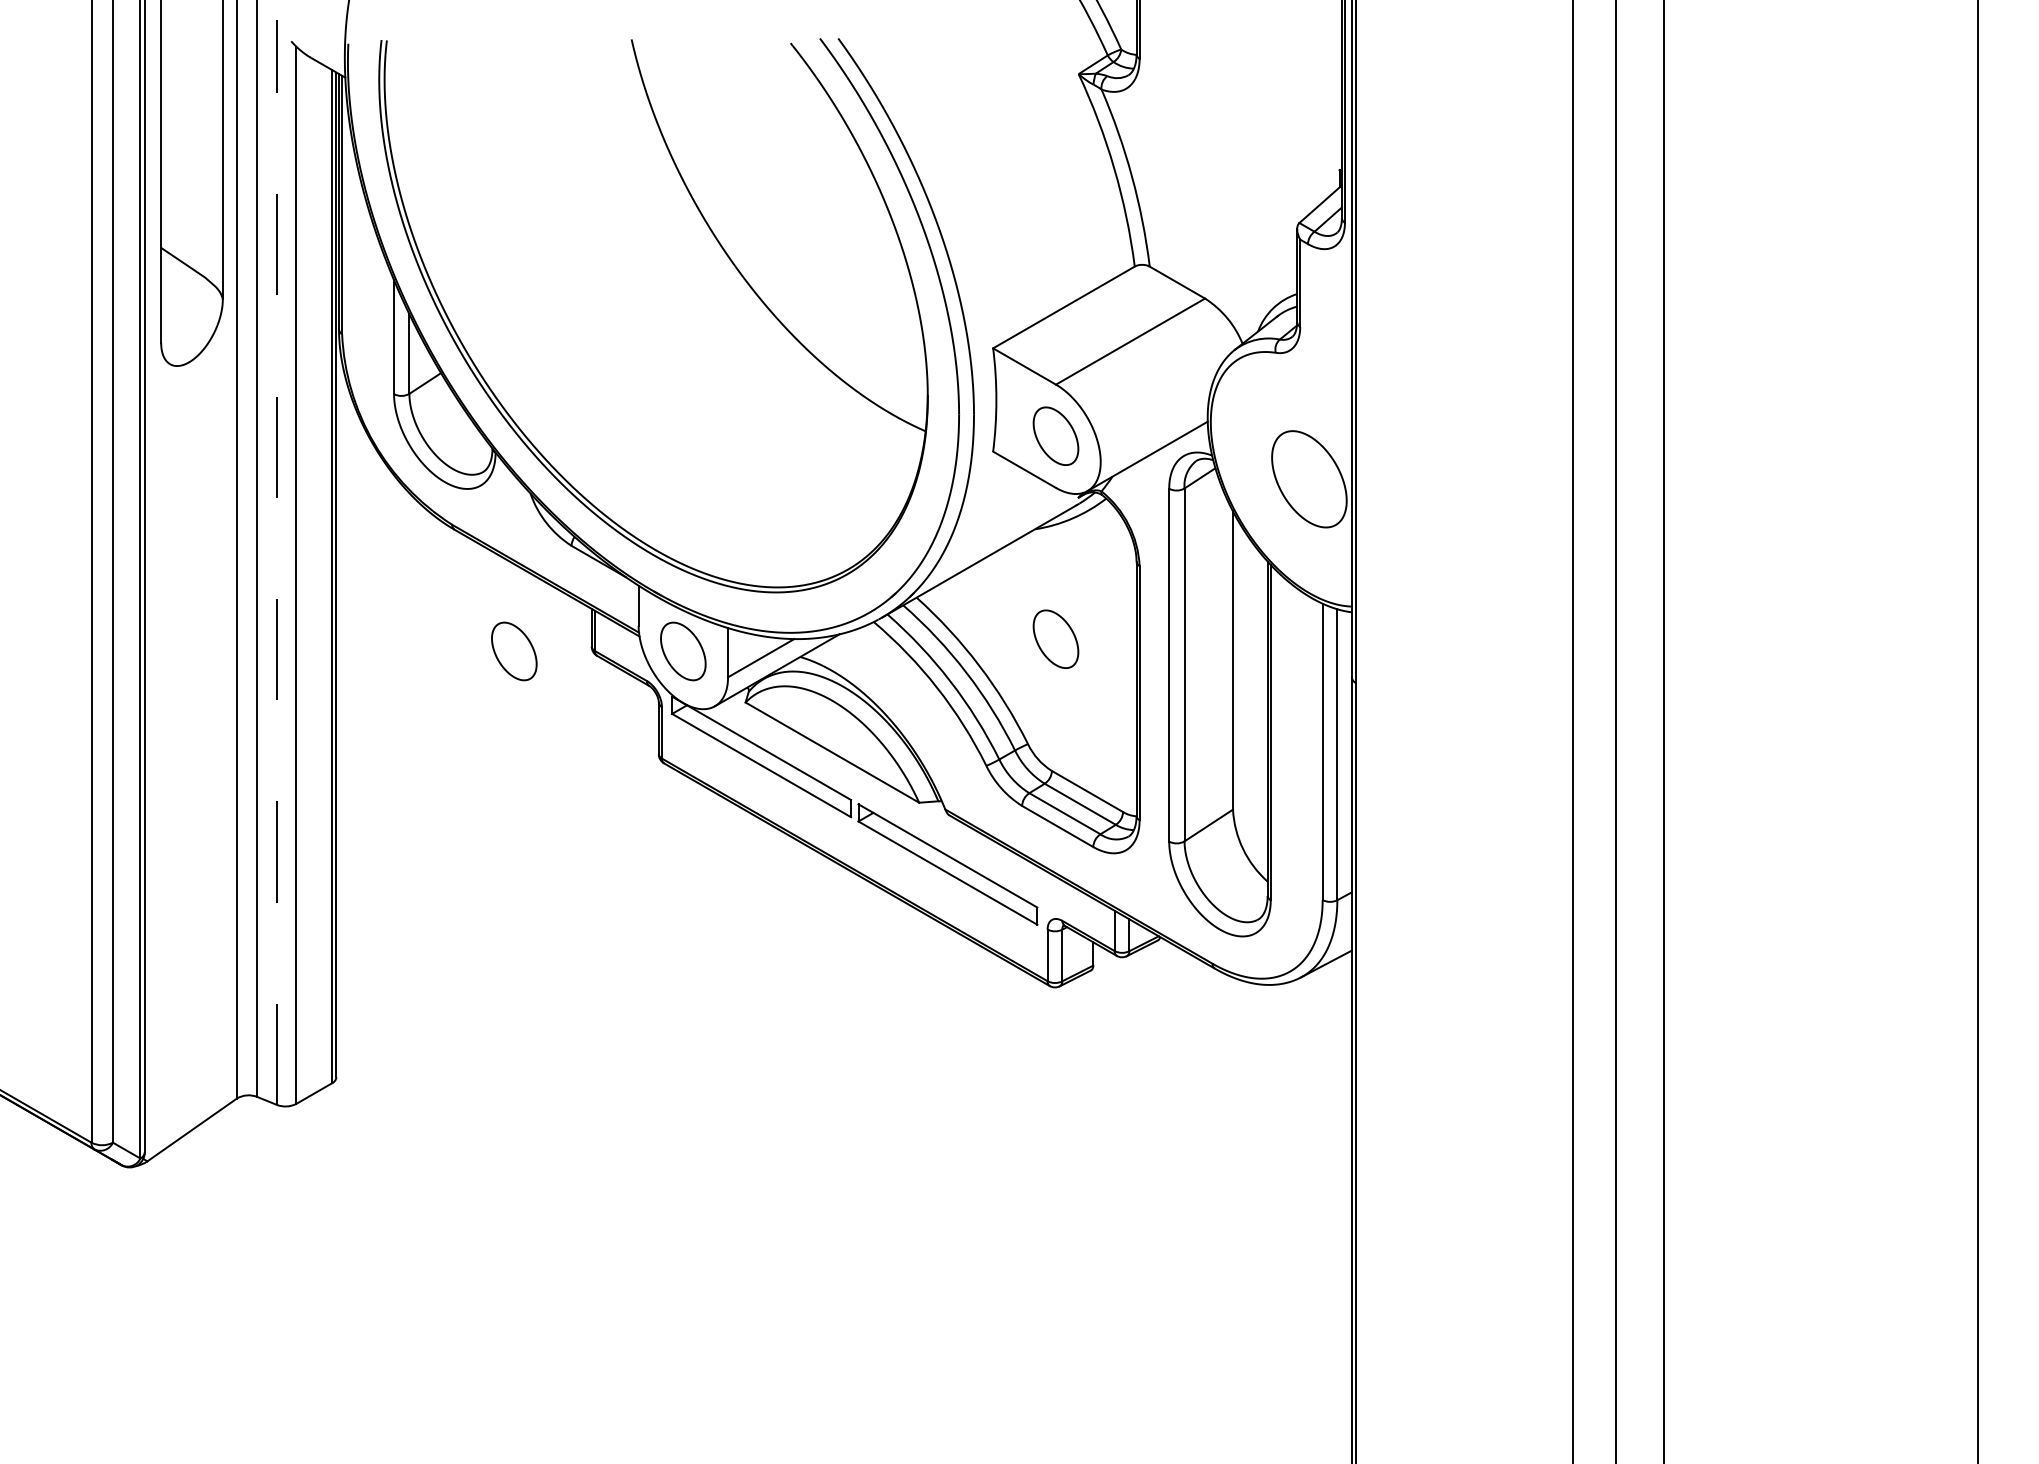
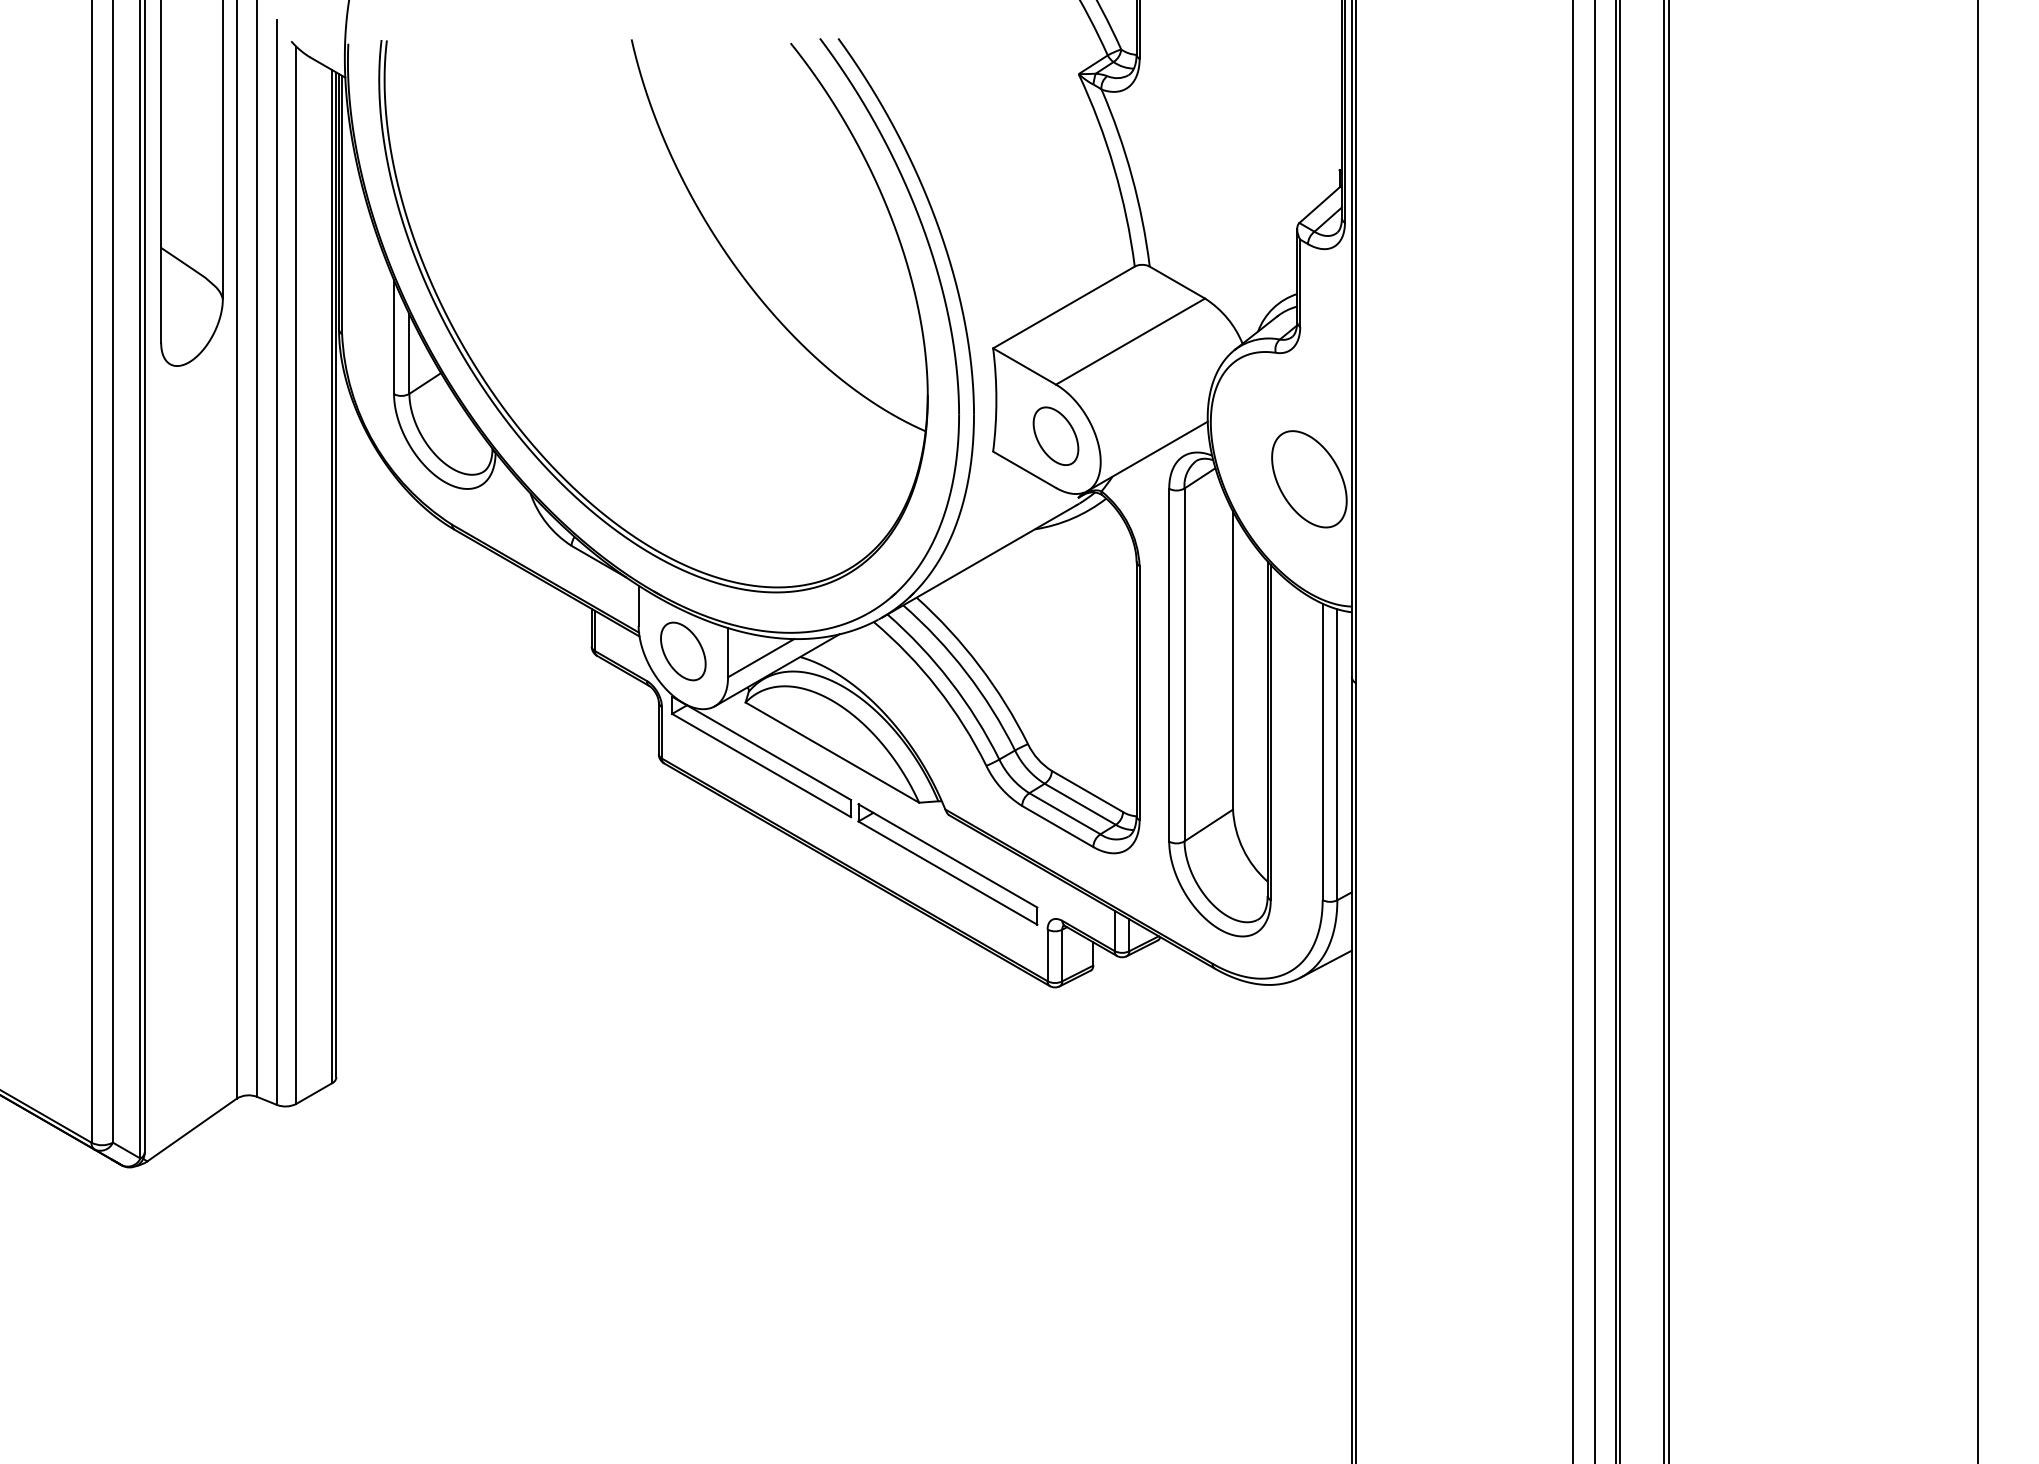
line: dashed -> solid (276, 562)
part: present -> none (1055, 638)
part: present -> none (514, 651)
line: none -> present (1594, 731)
line: none -> present (1620, 731)
line: none -> present (1668, 731)
